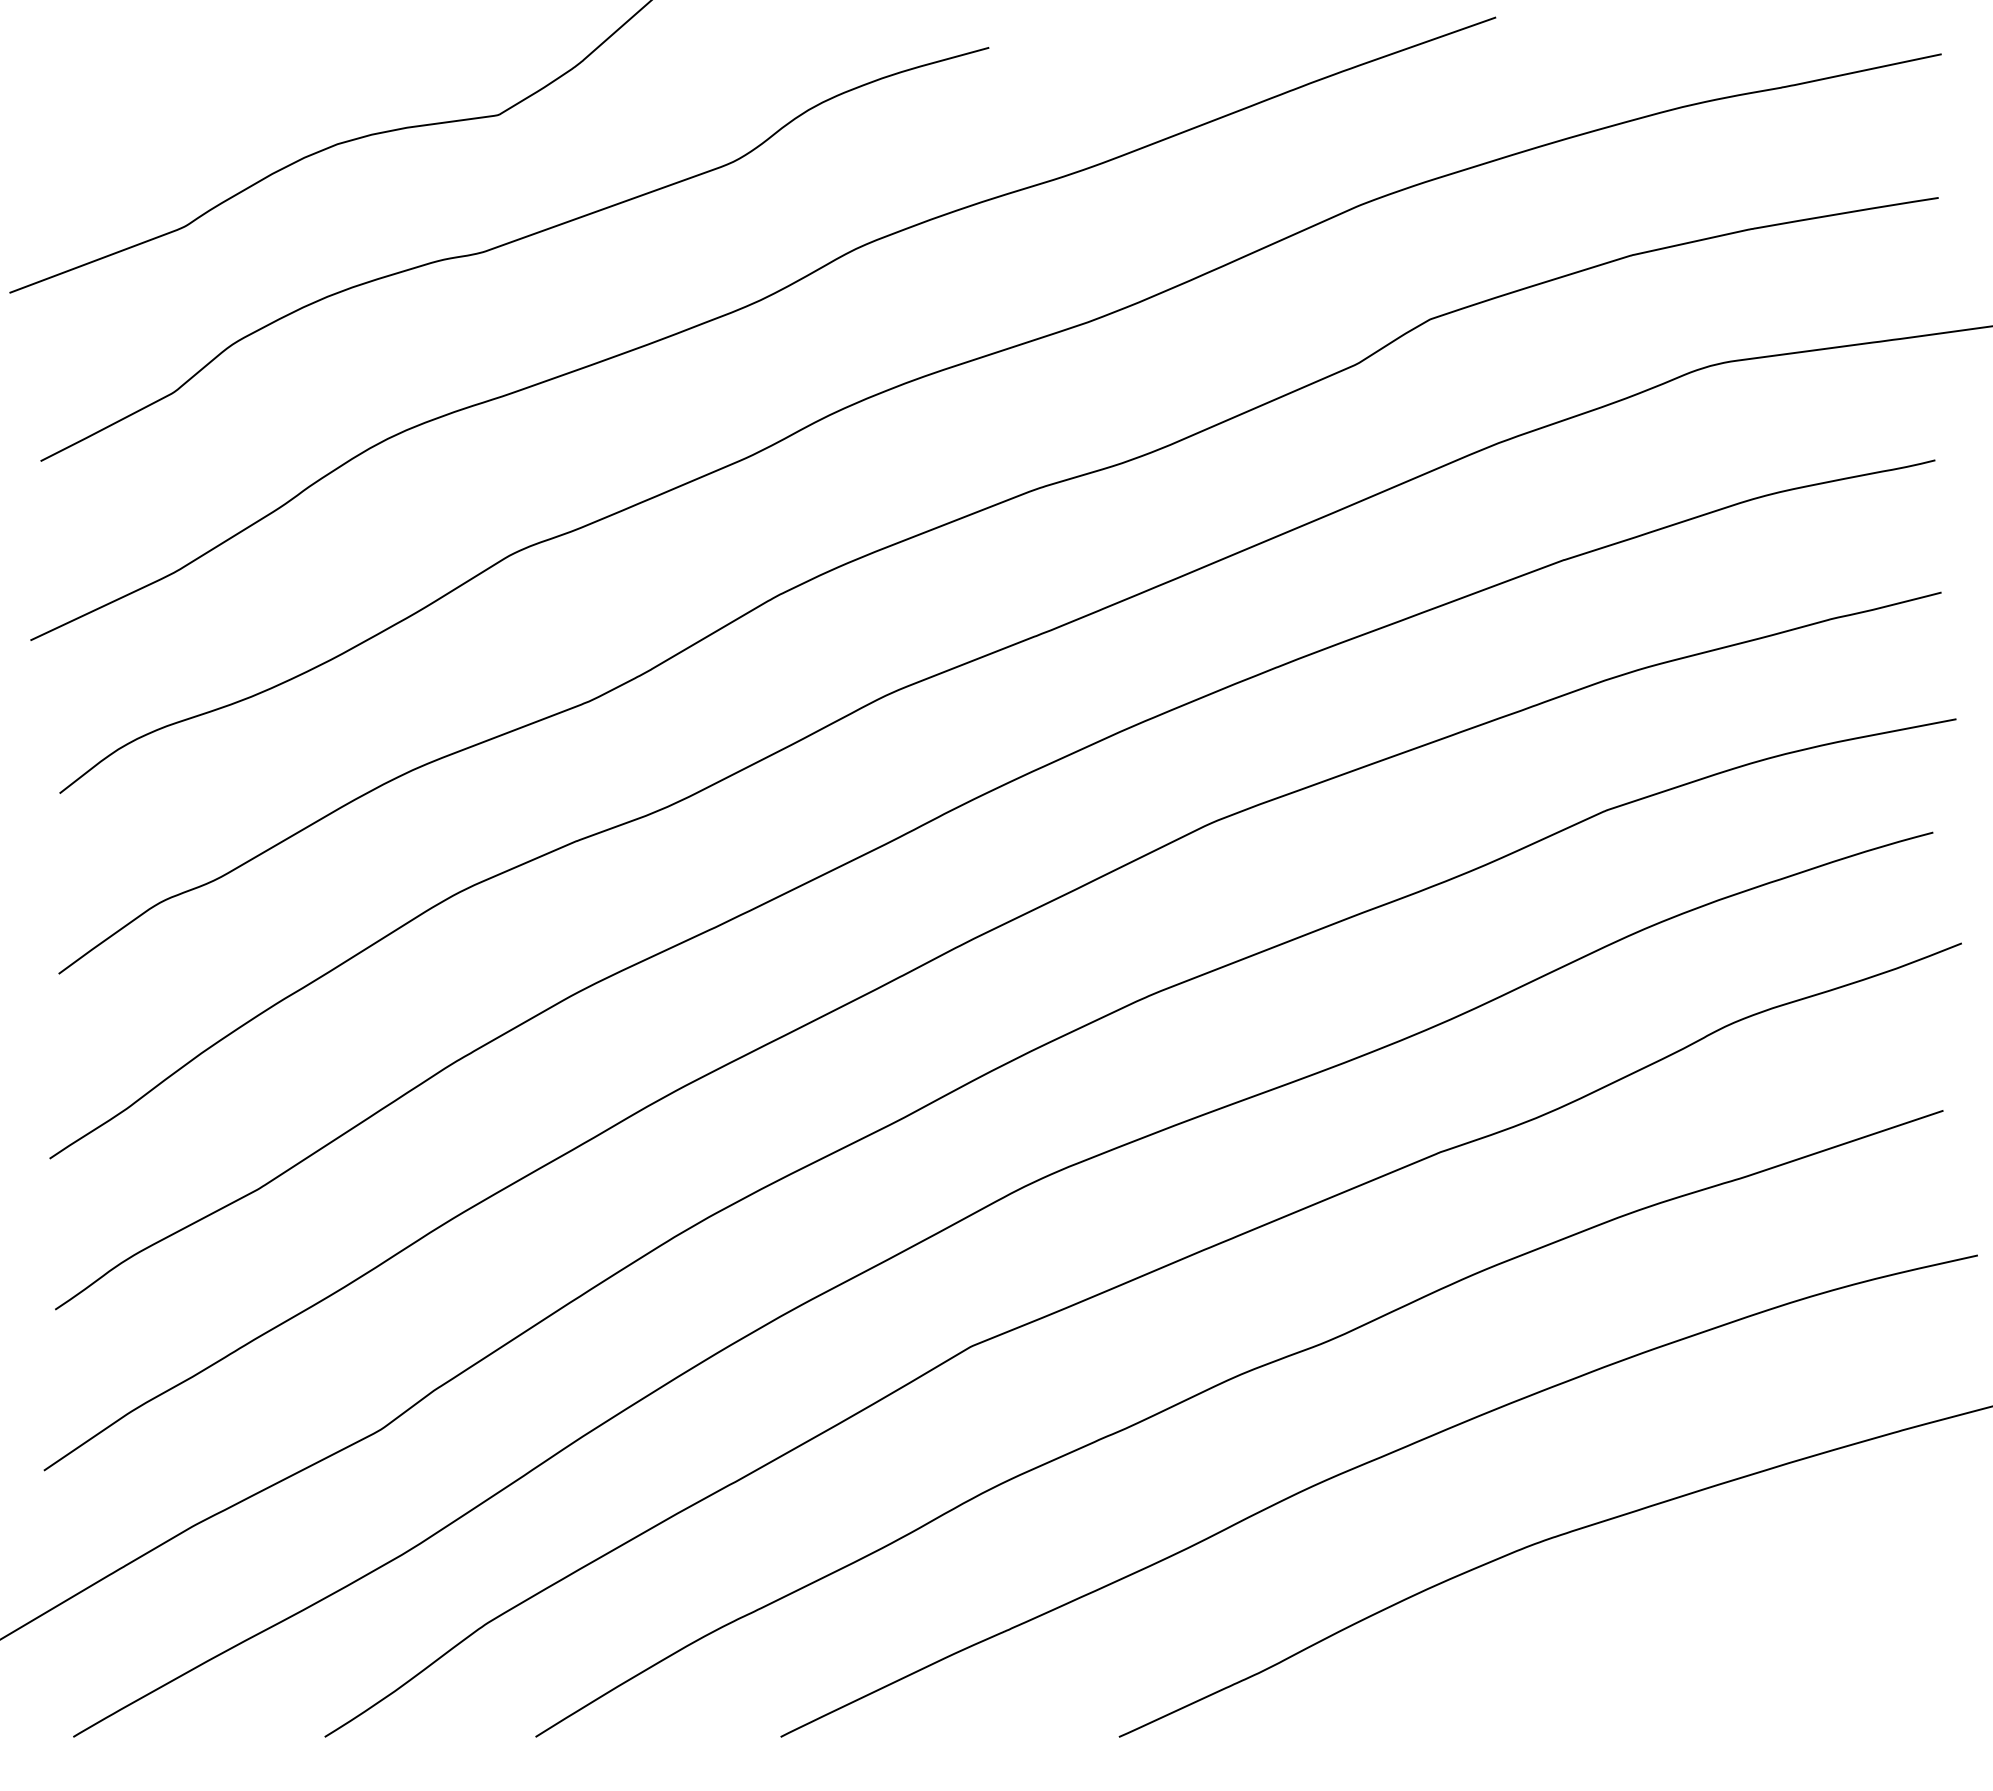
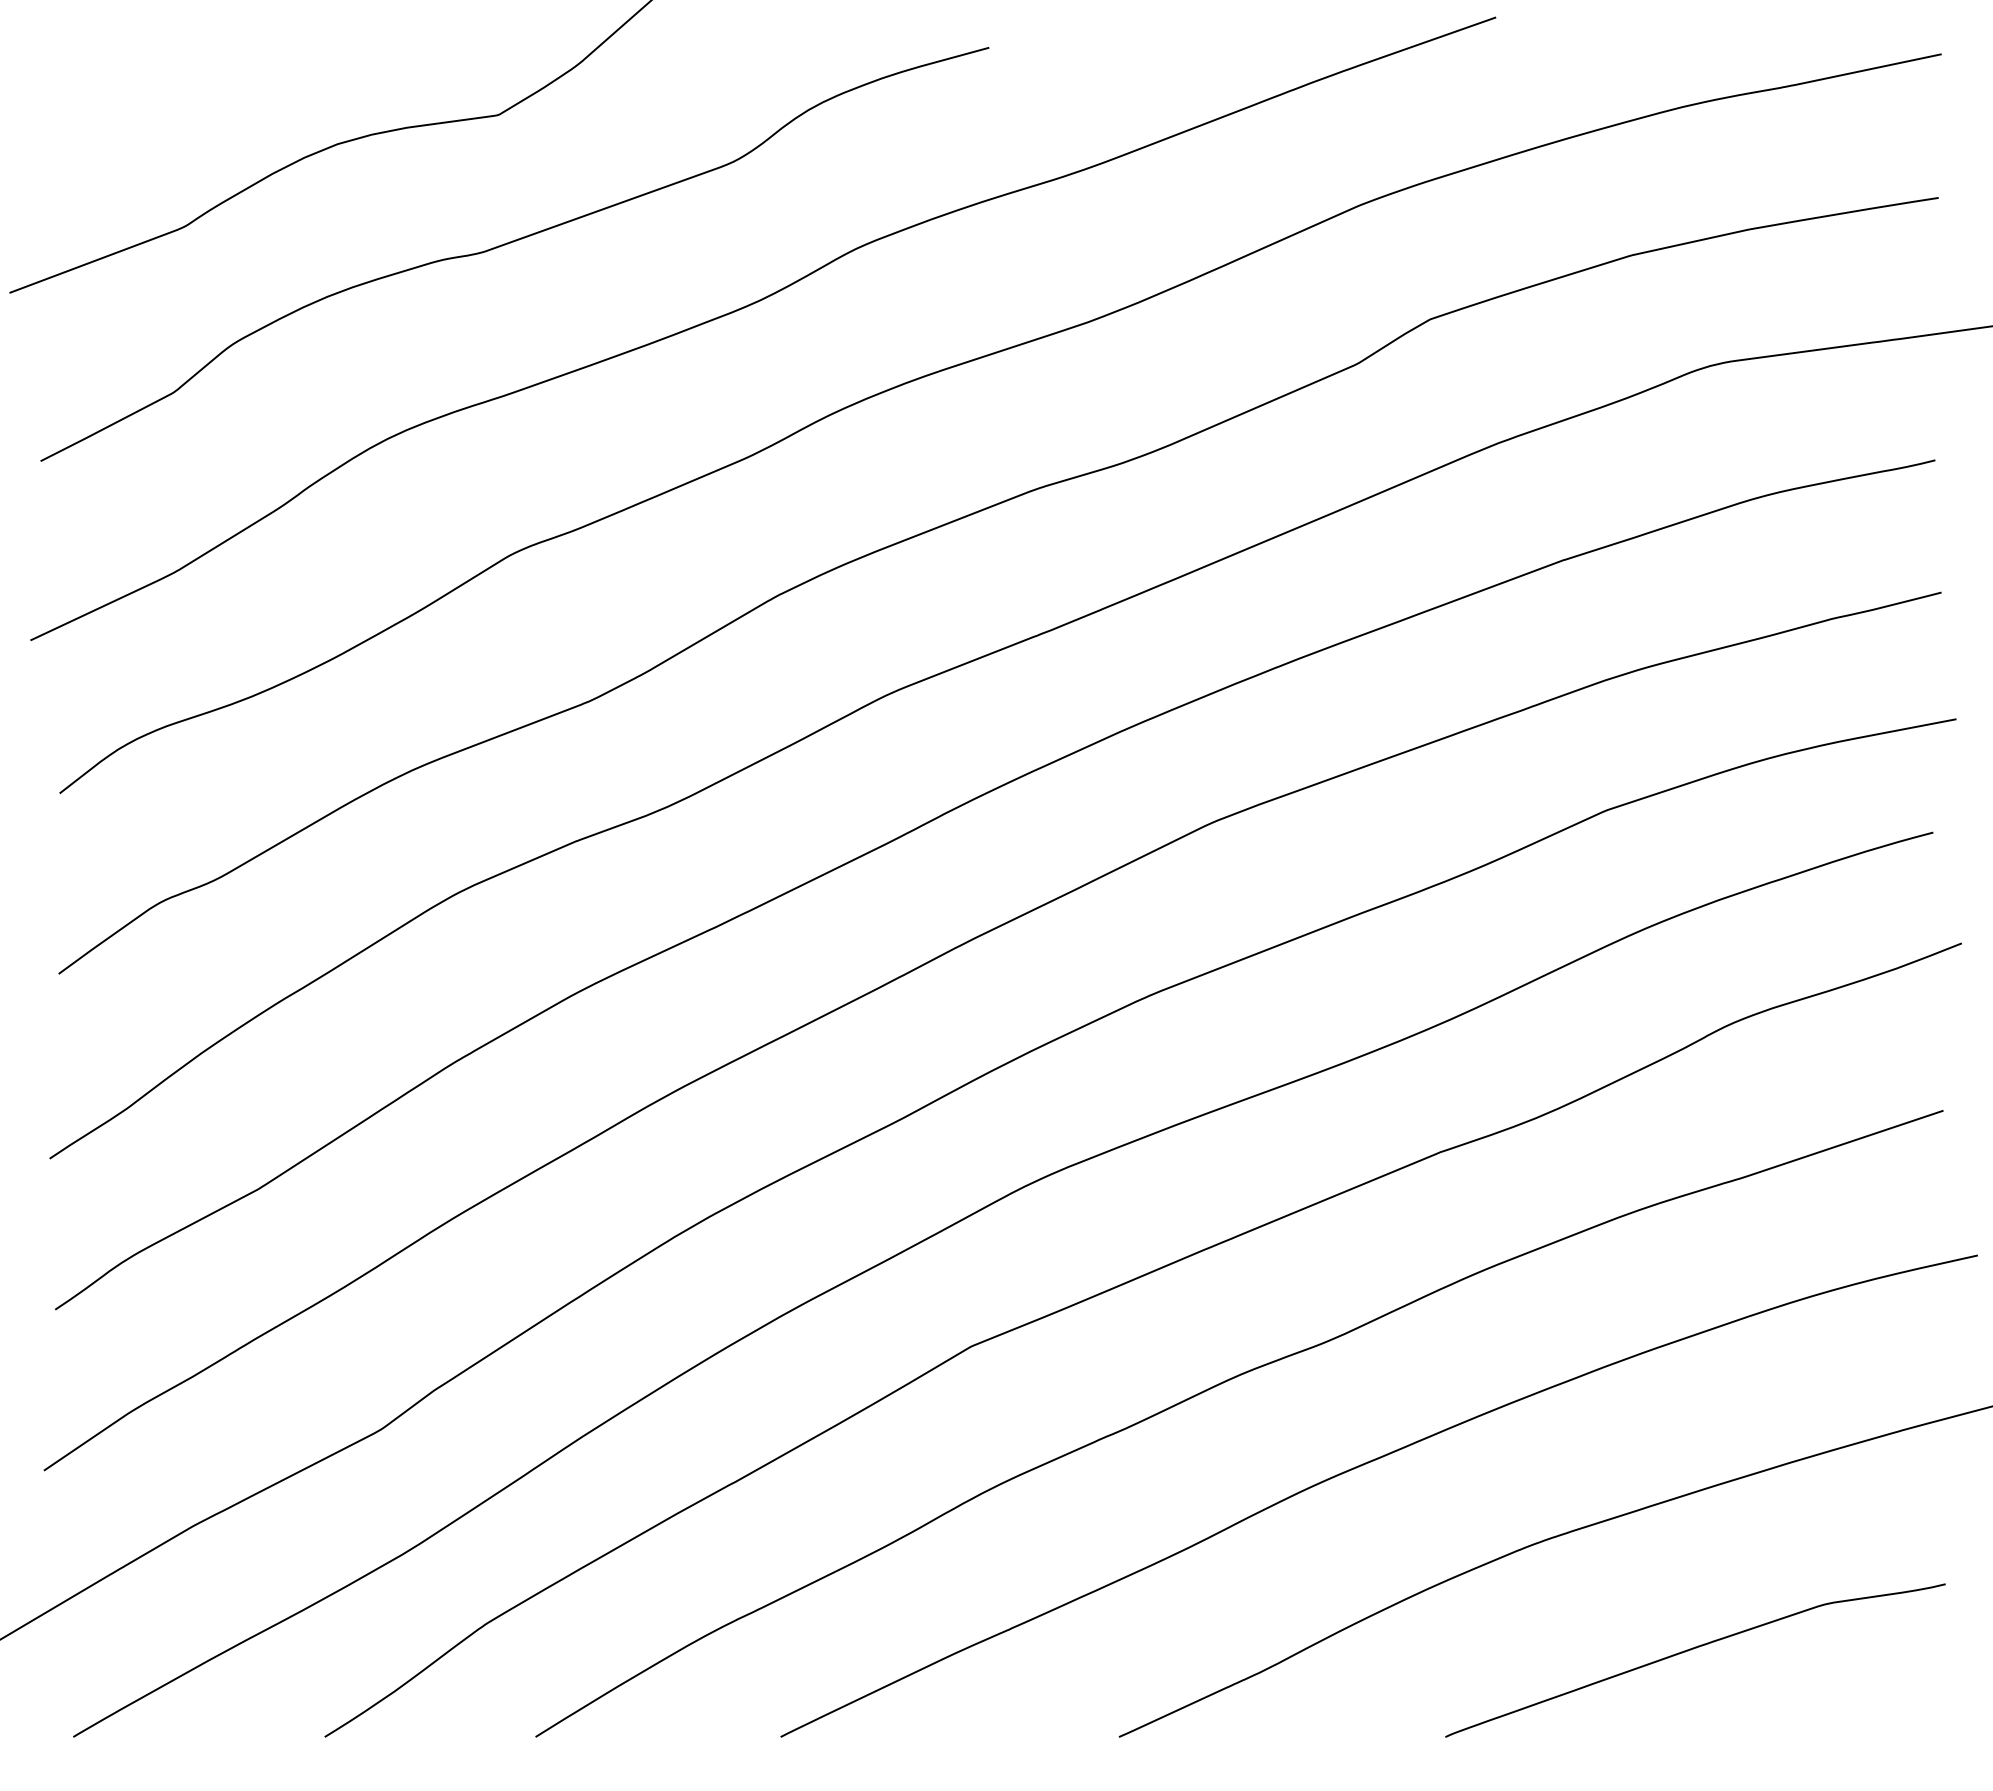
curve: none -> present (1691, 1650)
